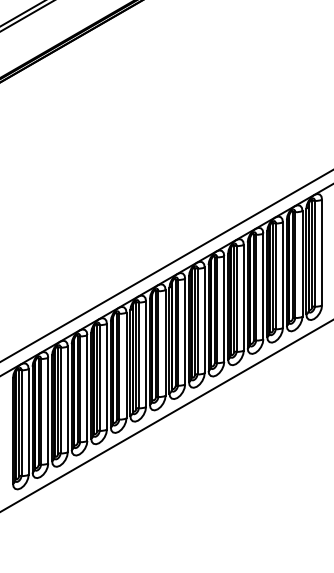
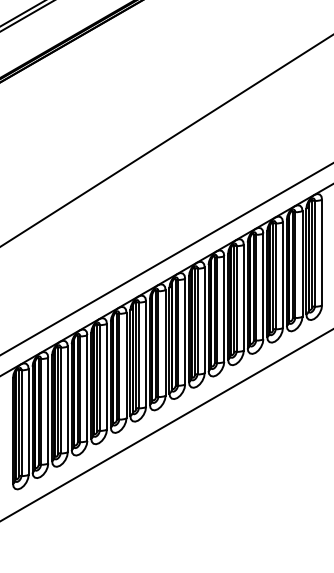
line: none -> present (166, 140)
line position: (166, 265) -> (166, 259) (166, 259)
line position: (166, 415) -> (166, 425) (166, 425)
